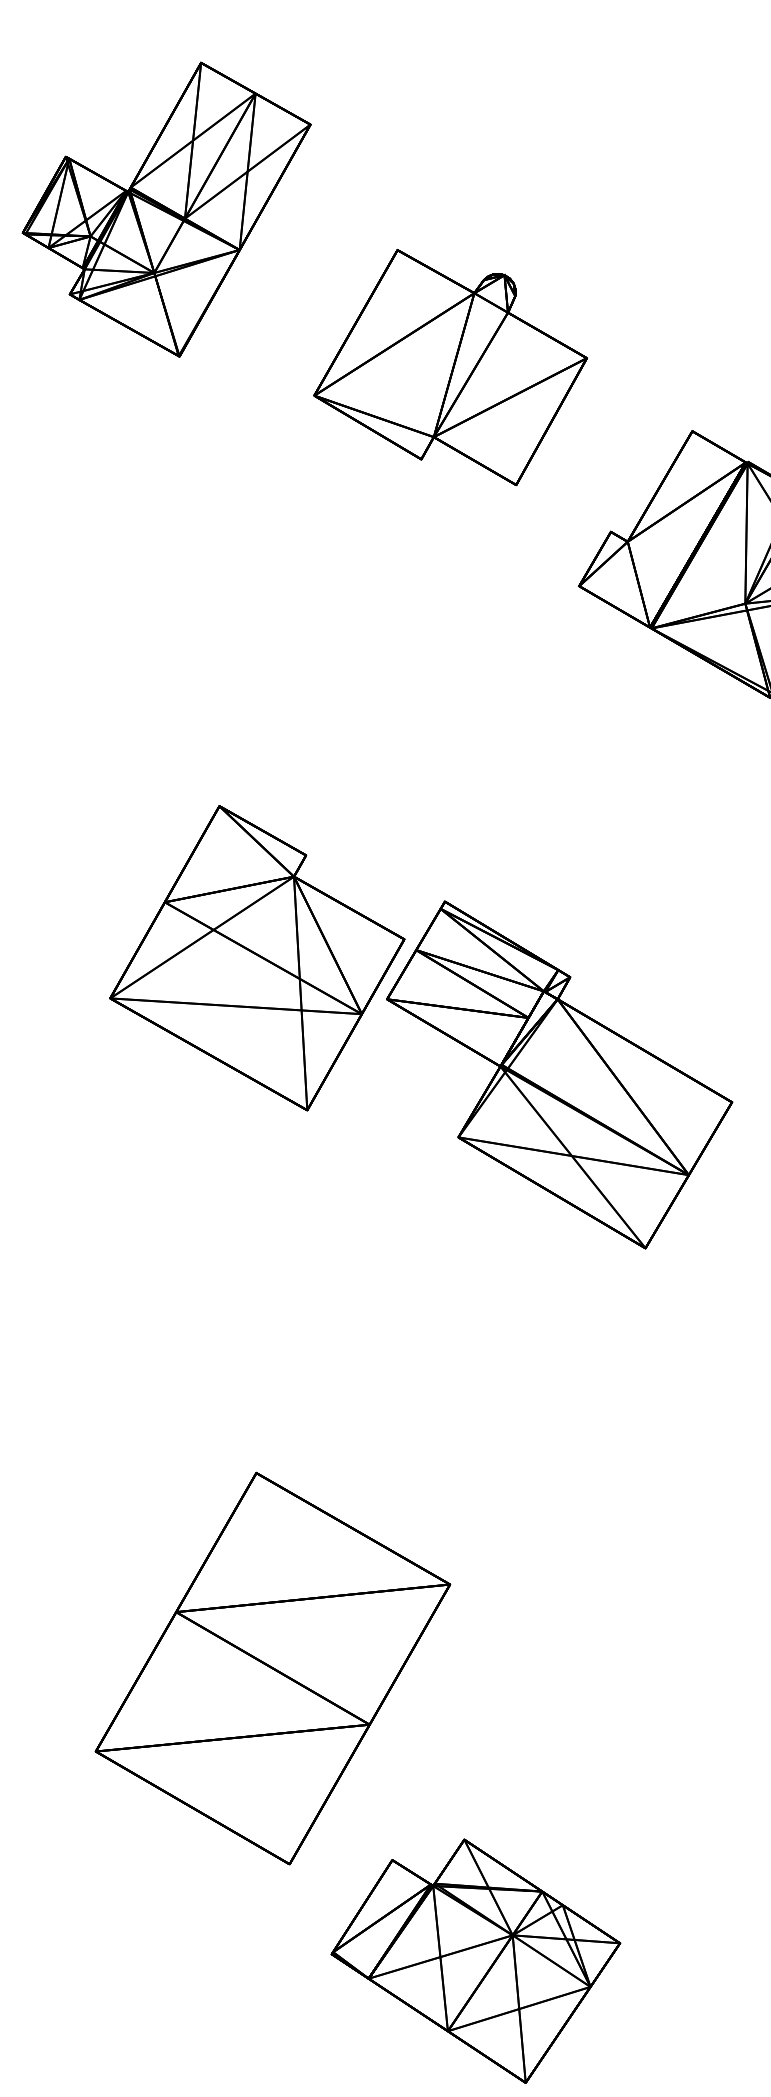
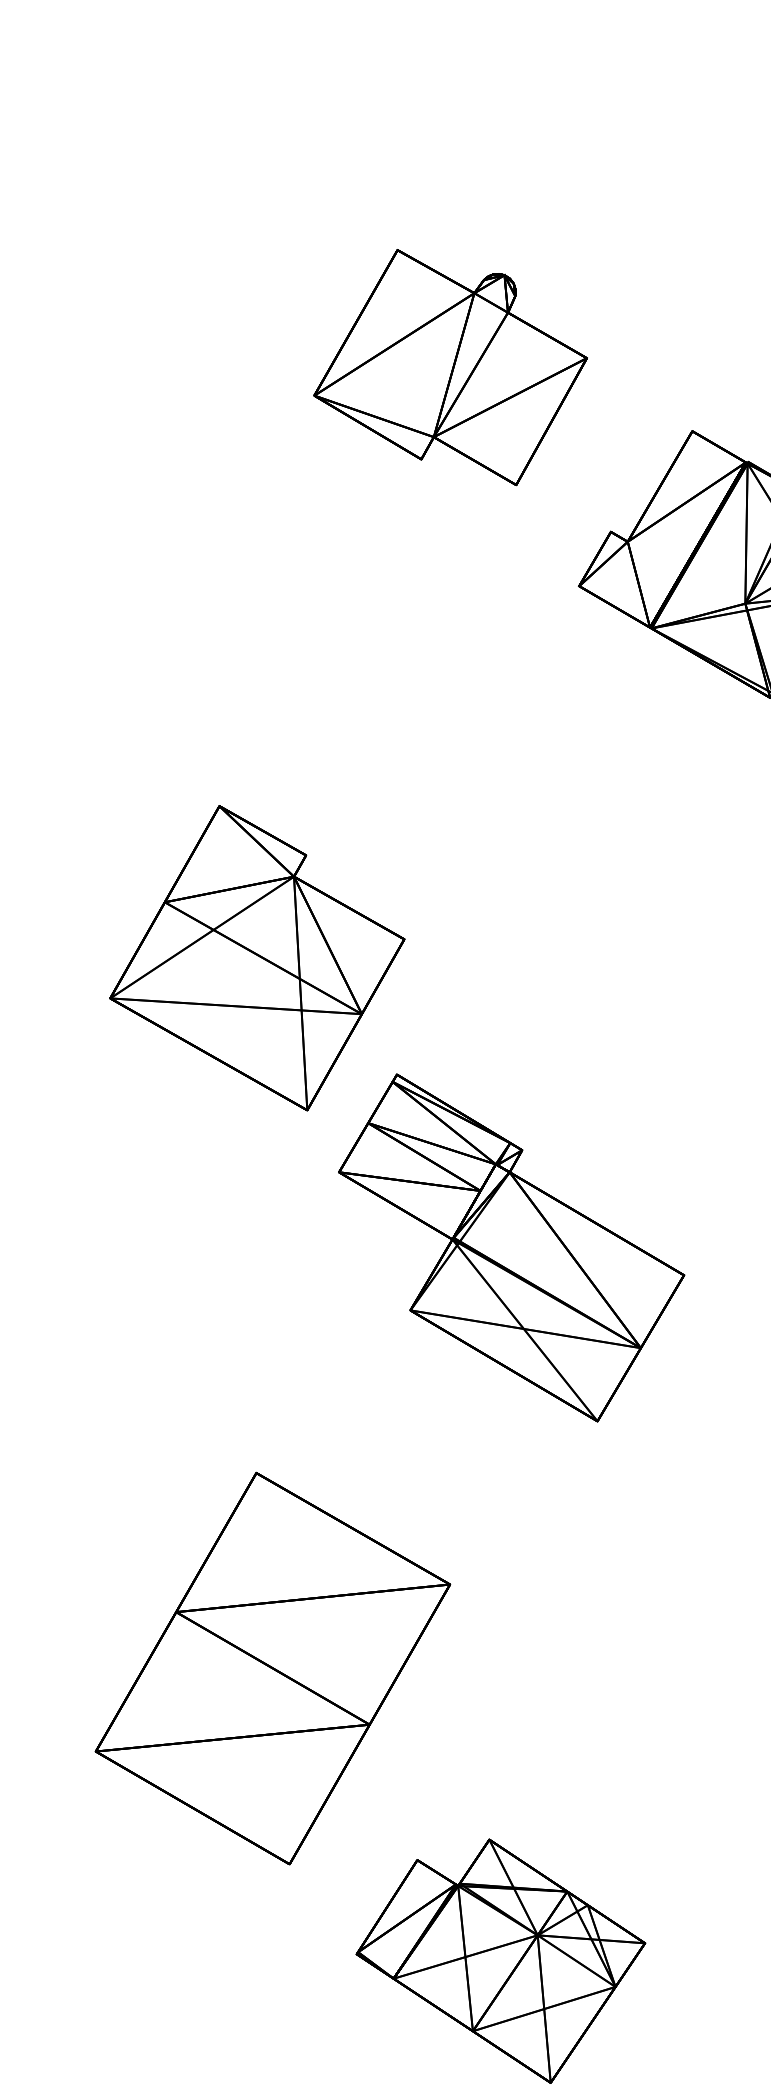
part: present -> none (166, 209)
part position: (559, 1074) -> (511, 1247) (511, 1247)
part position: (475, 1960) -> (500, 1960) (500, 1960)
